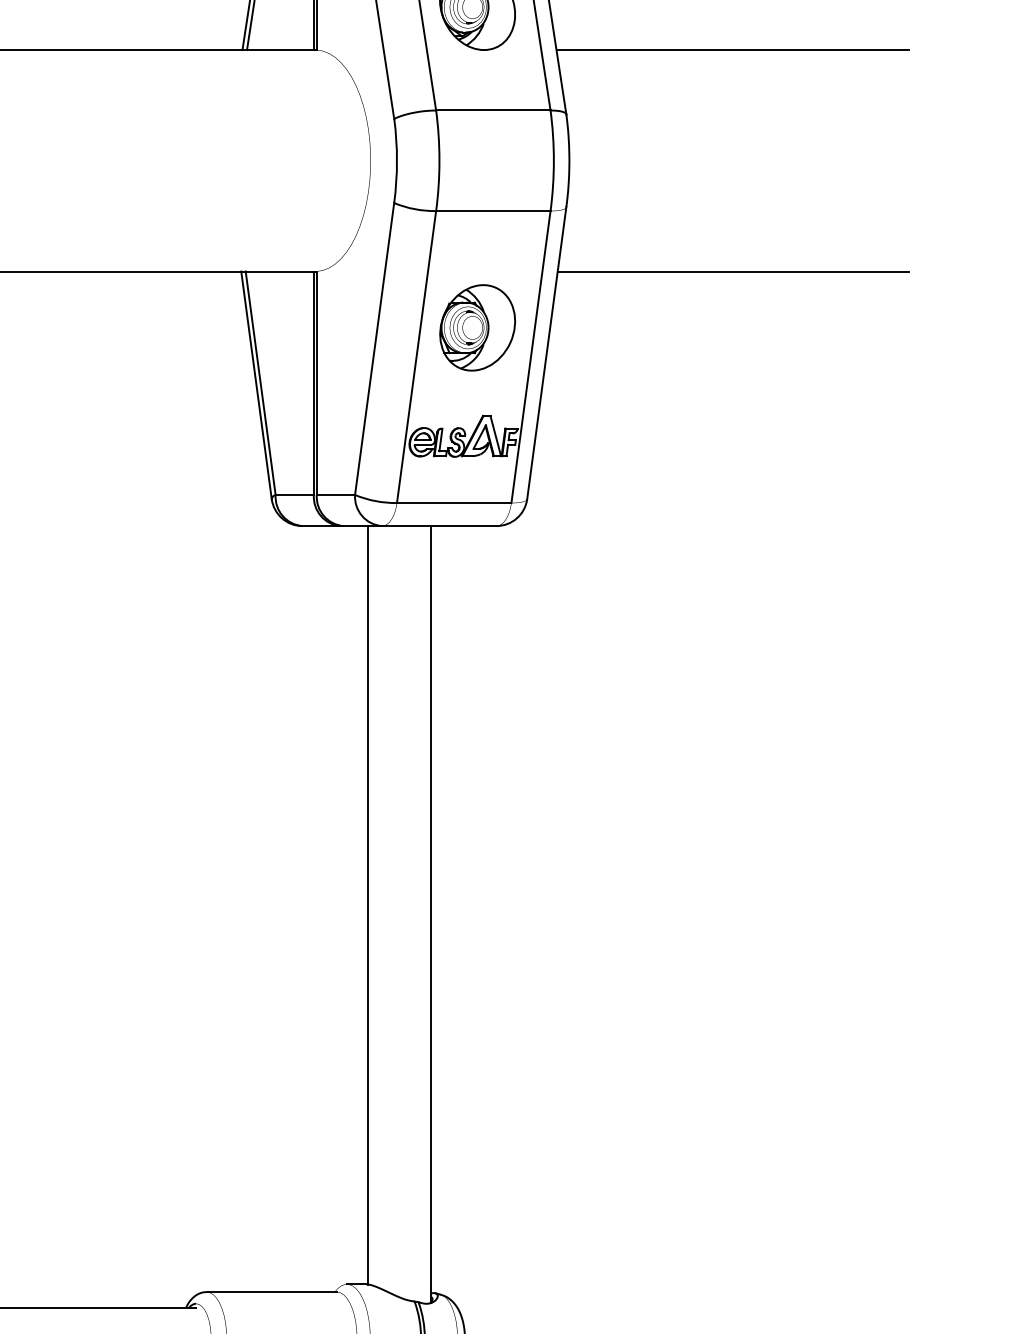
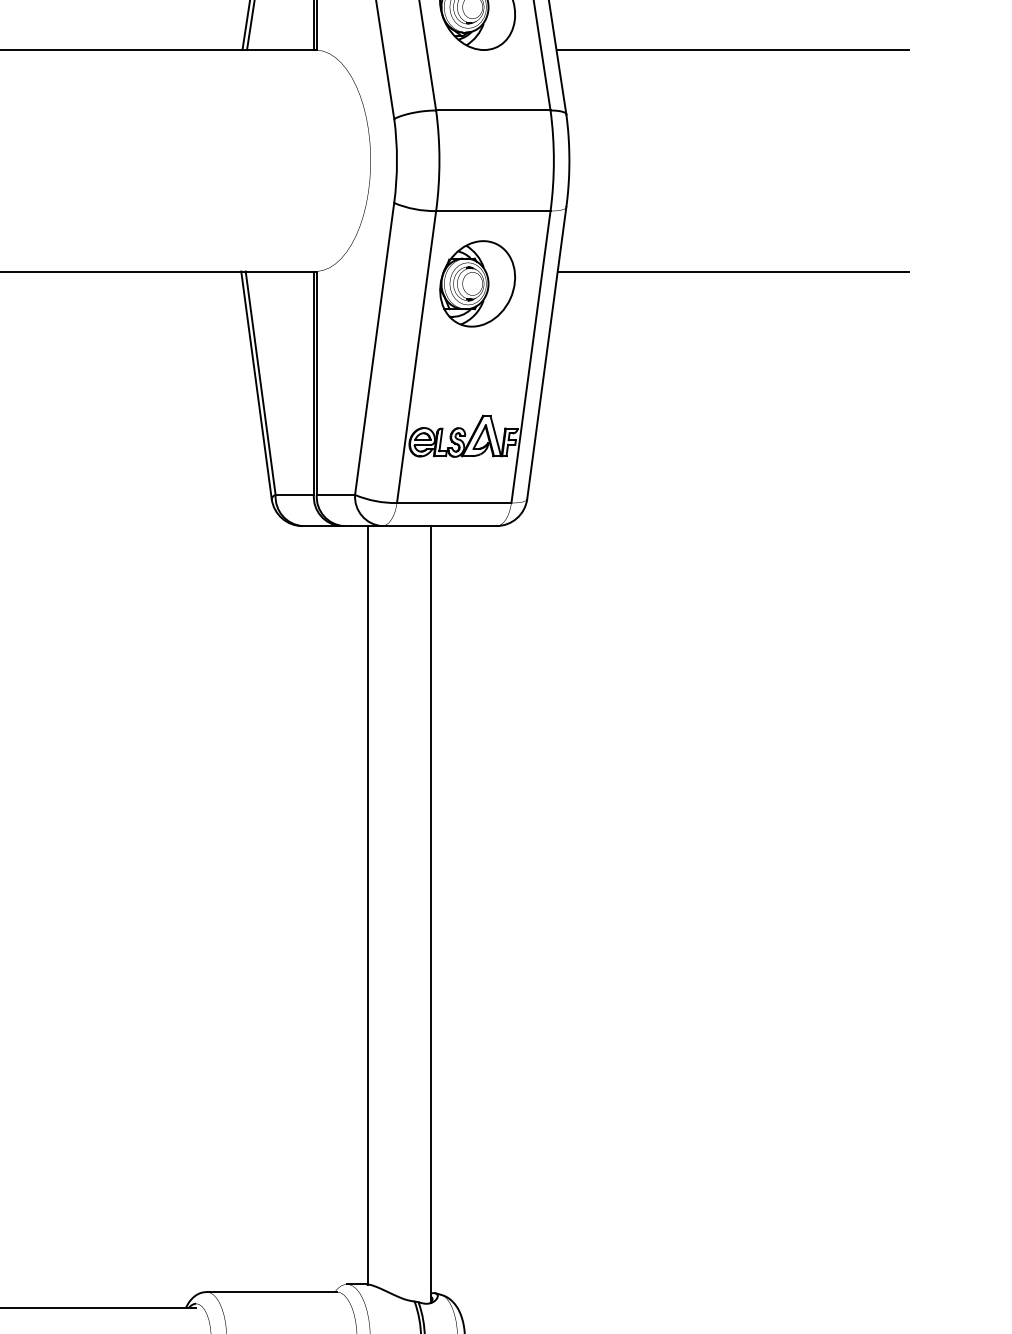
part position: (477, 327) -> (477, 283) (477, 283)
